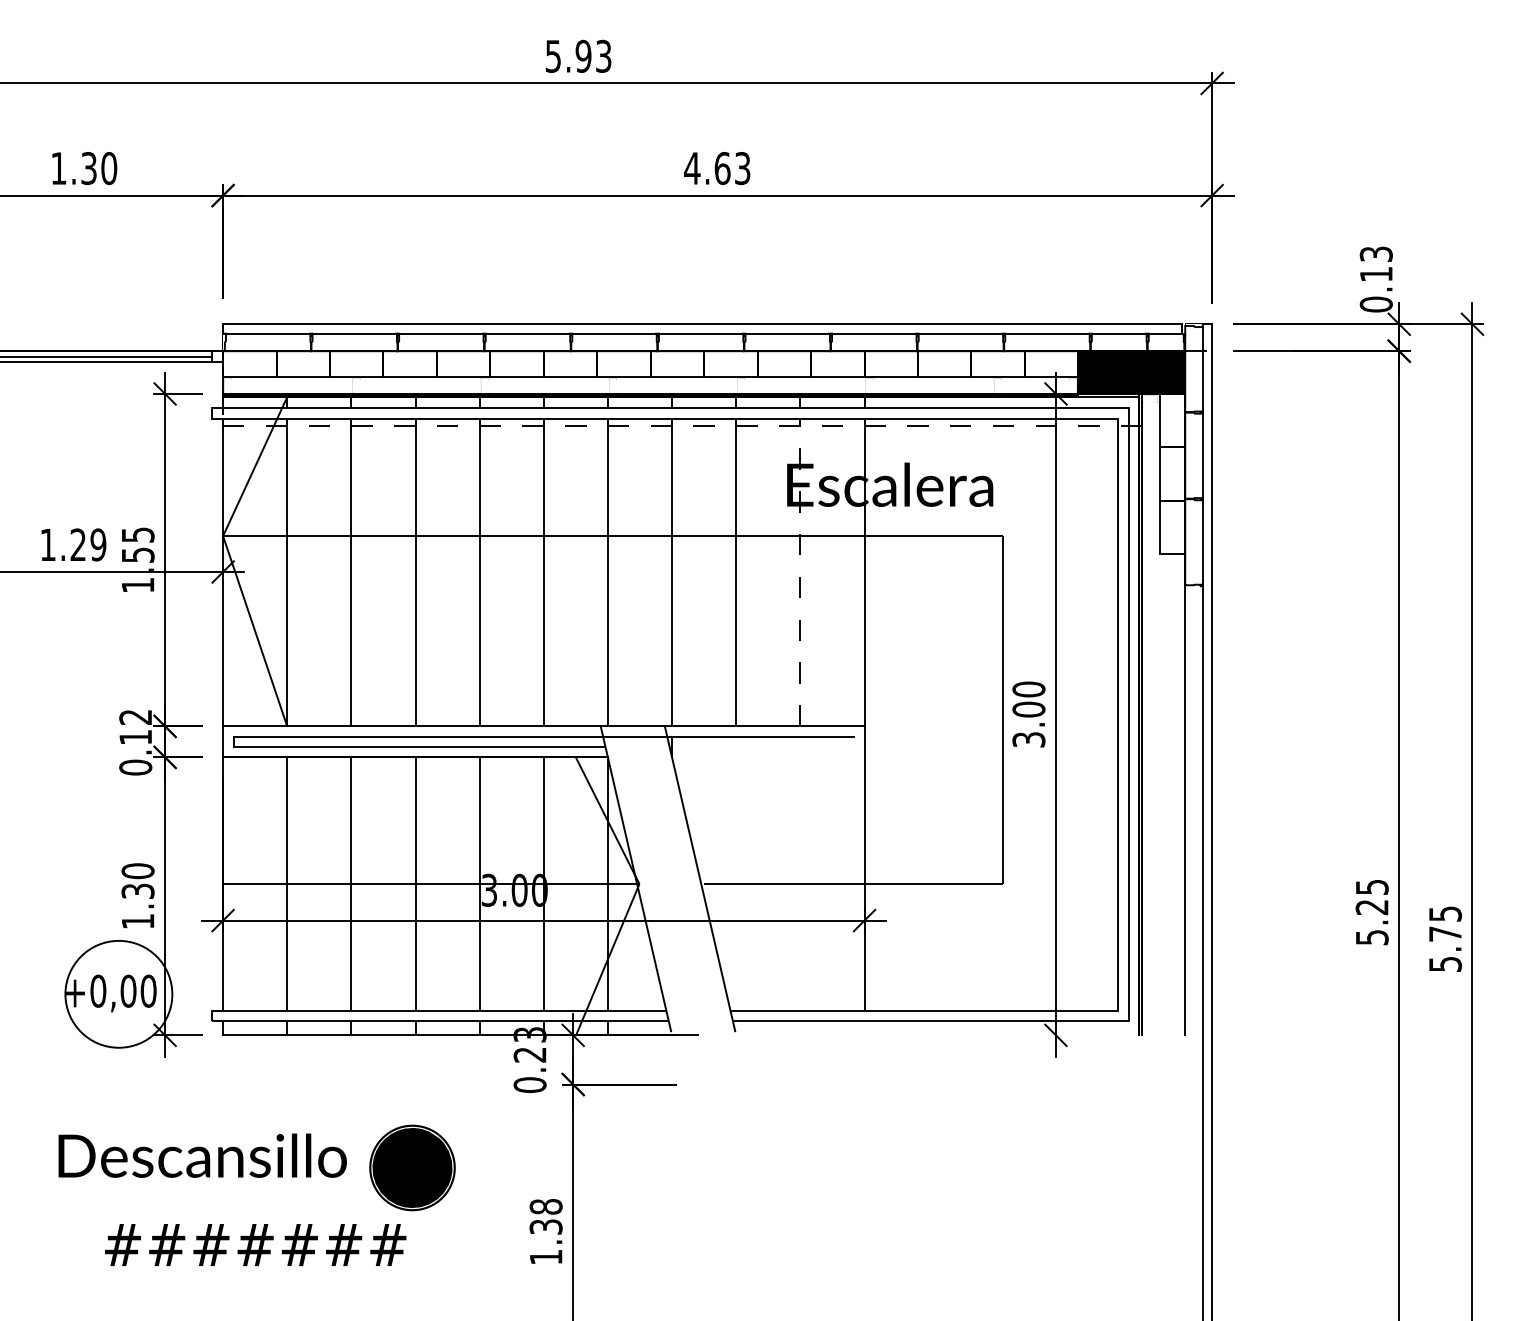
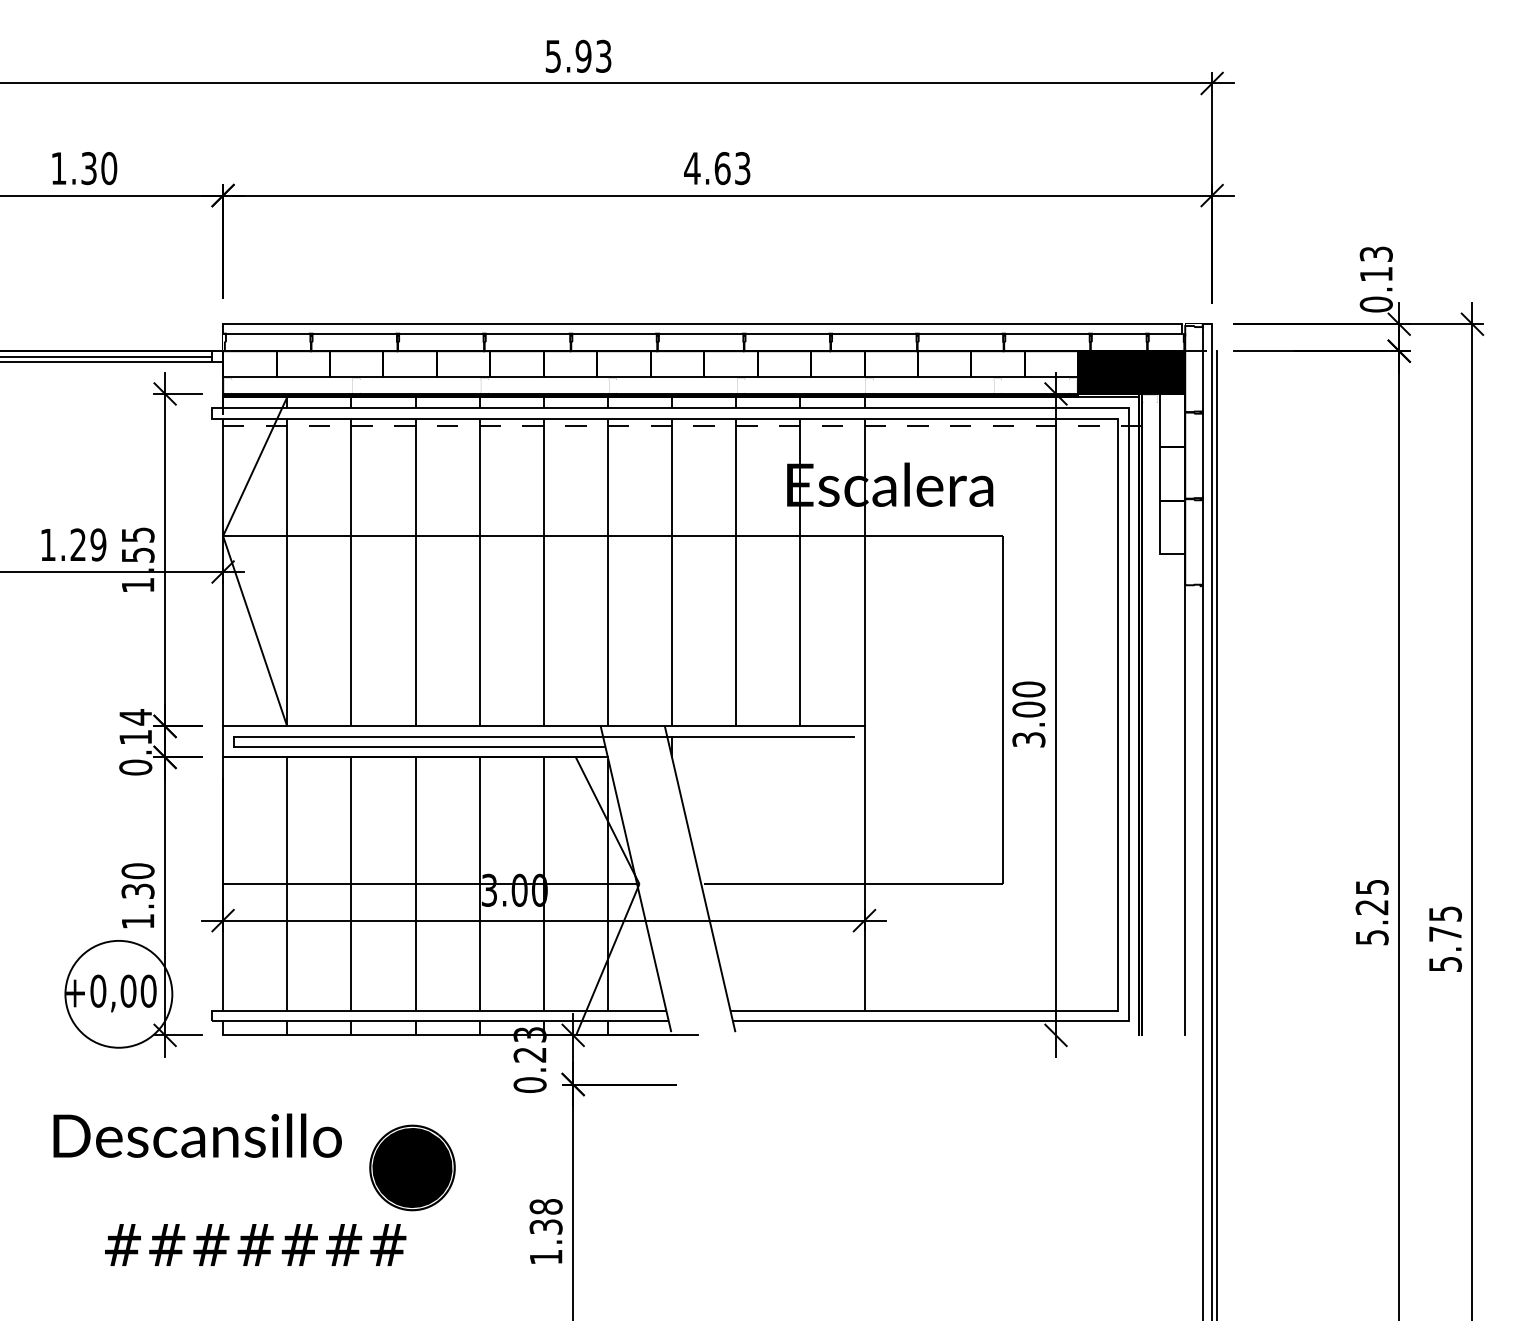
line: dashed -> solid (800, 572)
text: 0.12 -> 0.14 (135, 717)
line: none -> present (1217, 834)
text position: (202, 1155) -> (197, 1135) (197, 1135)
